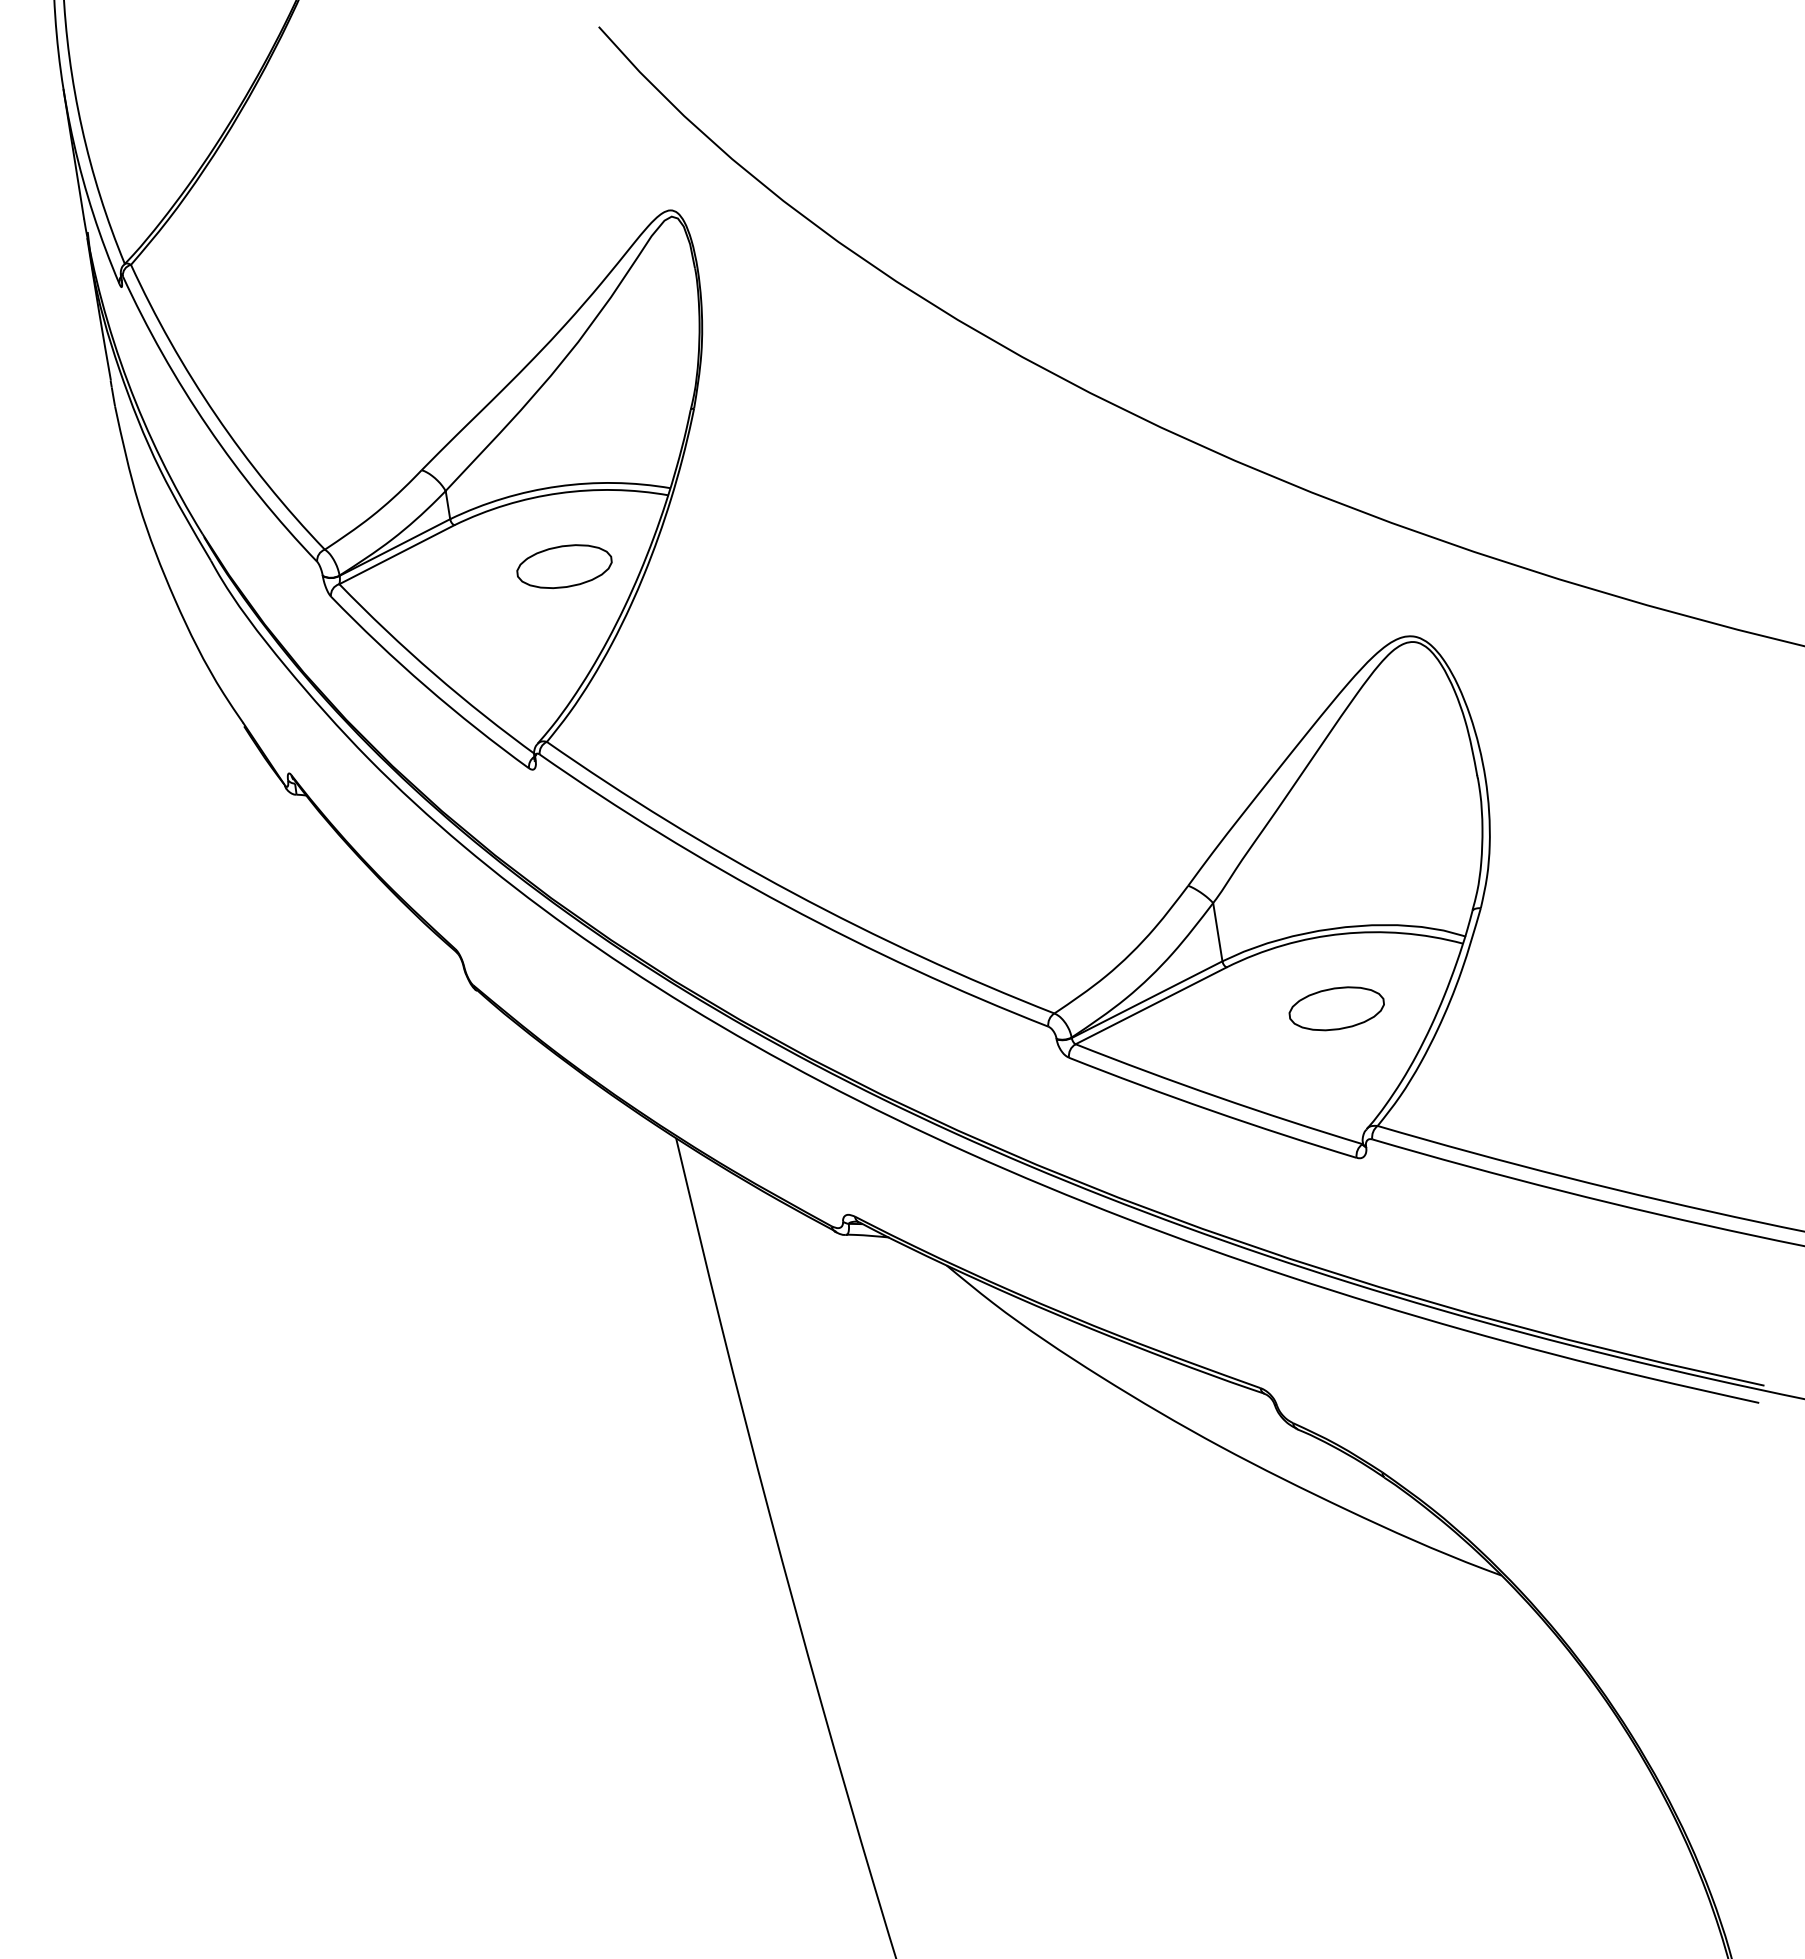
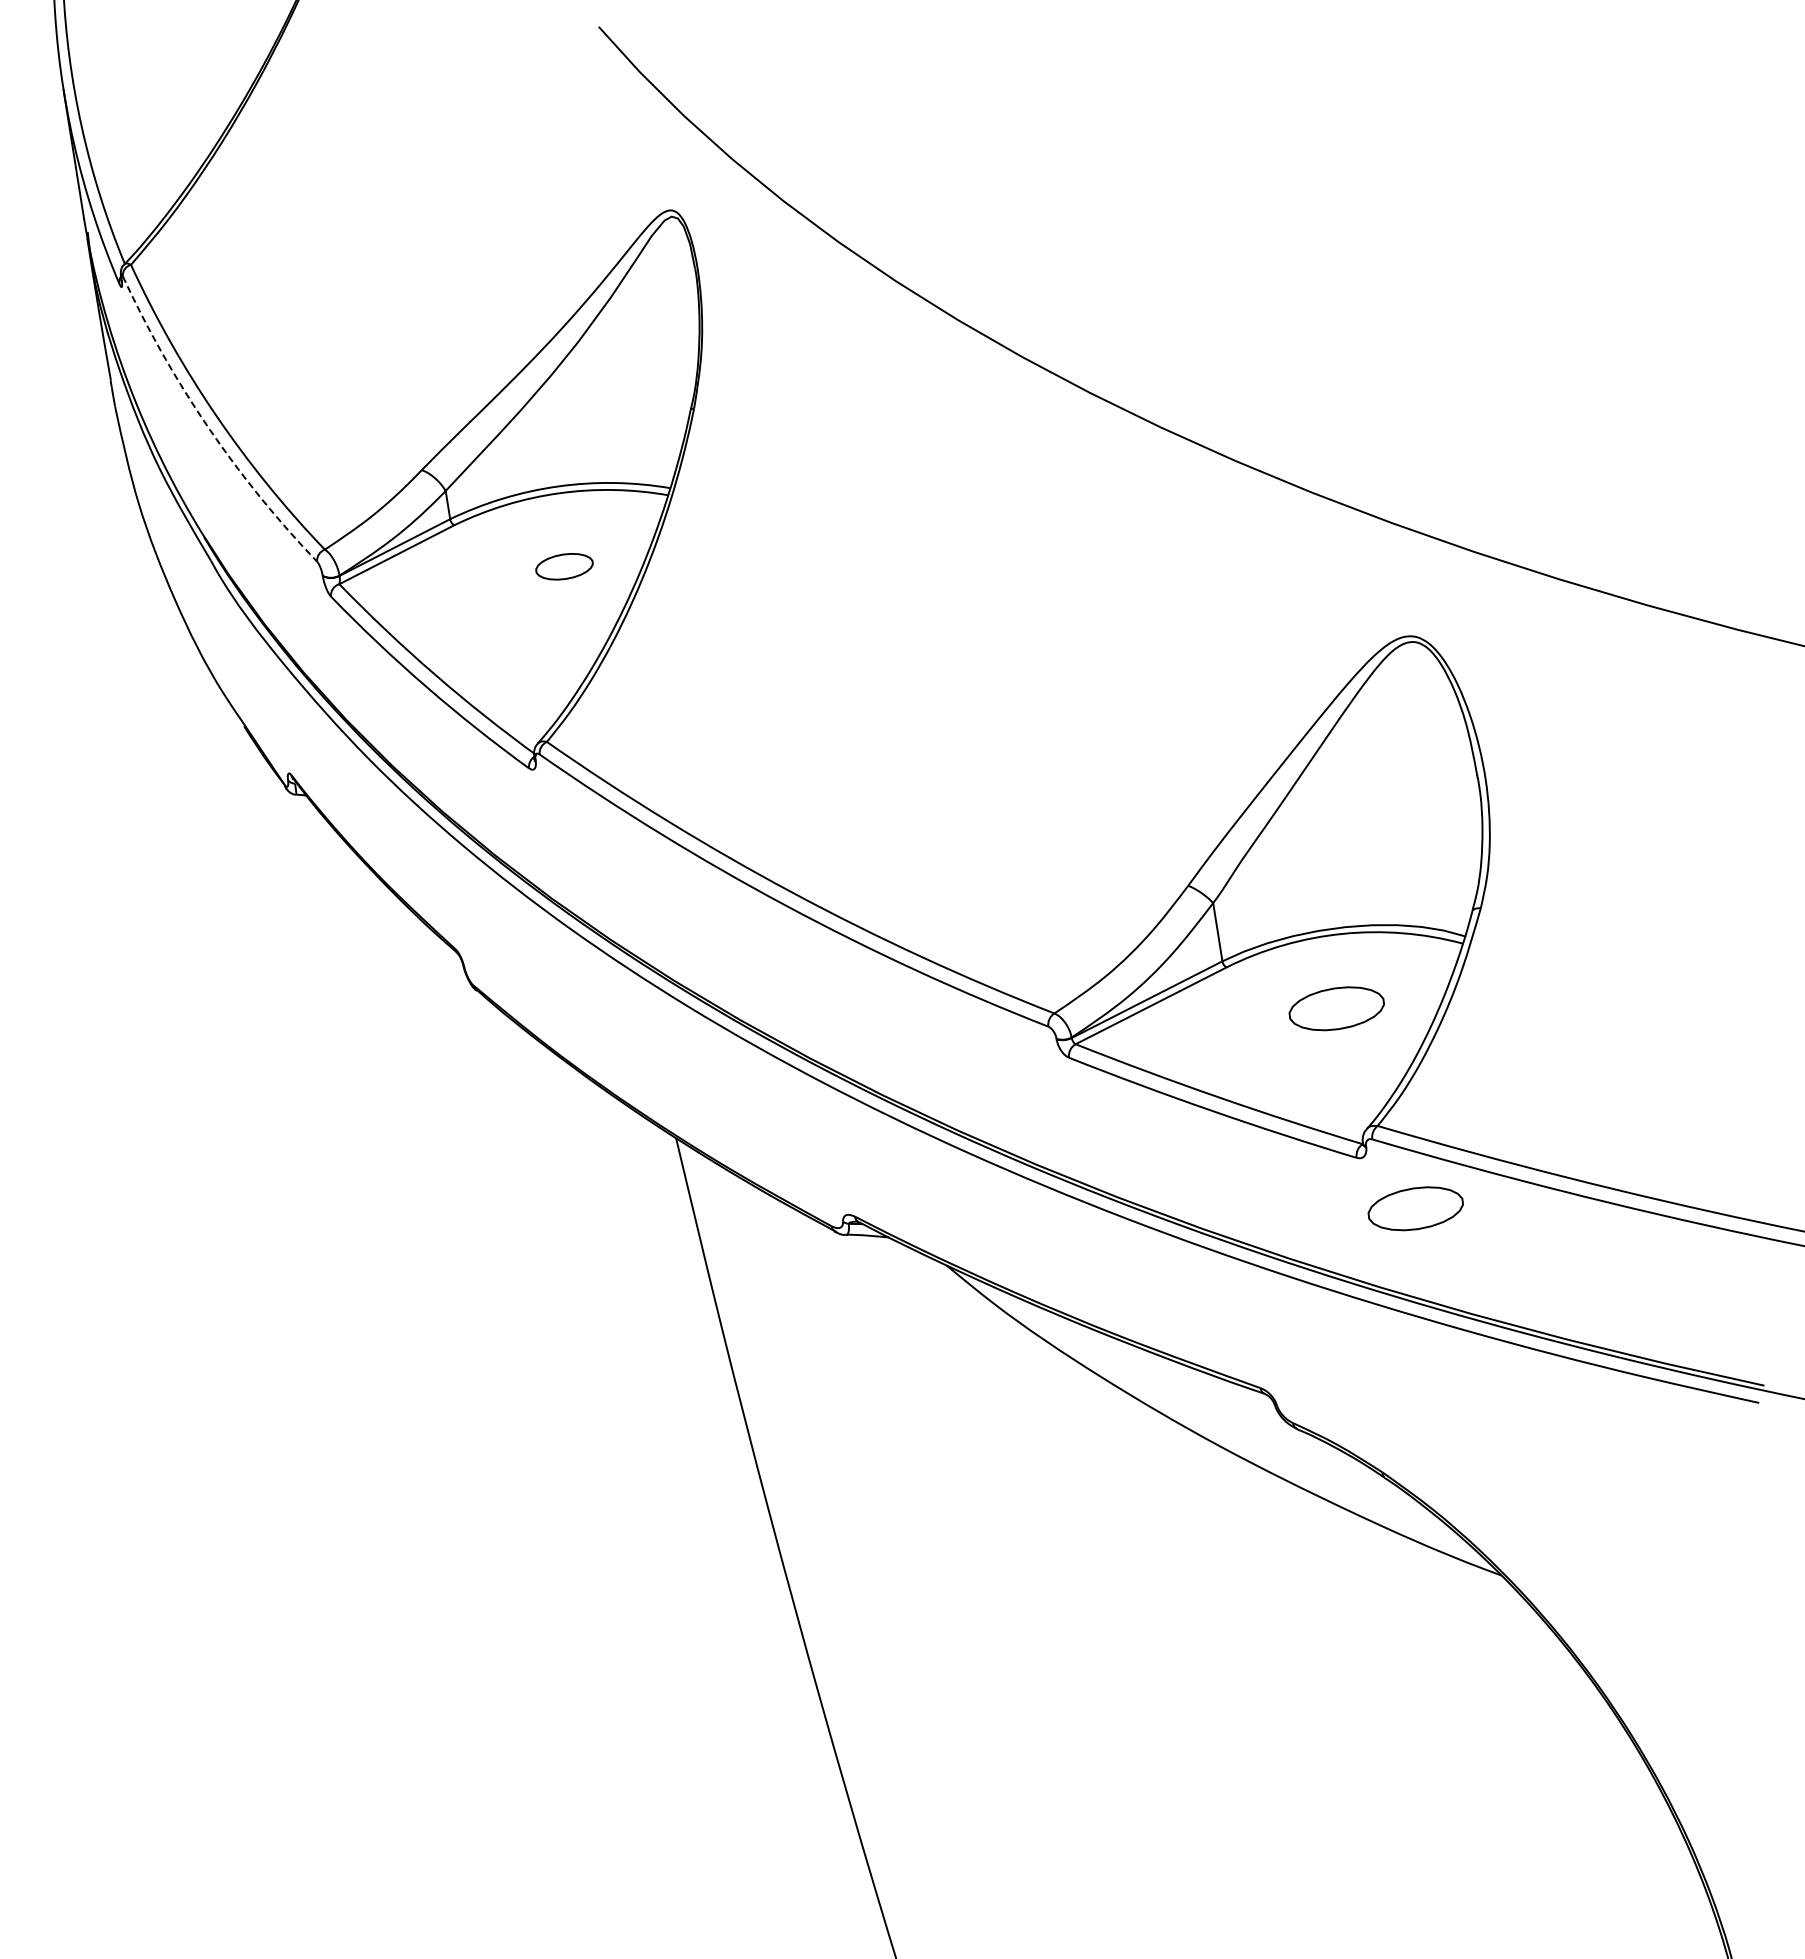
arc: solid -> dashed (208, 427)
part size: 97x46 px -> 59x28 px (564, 566)
part: none -> present (1415, 1208)
